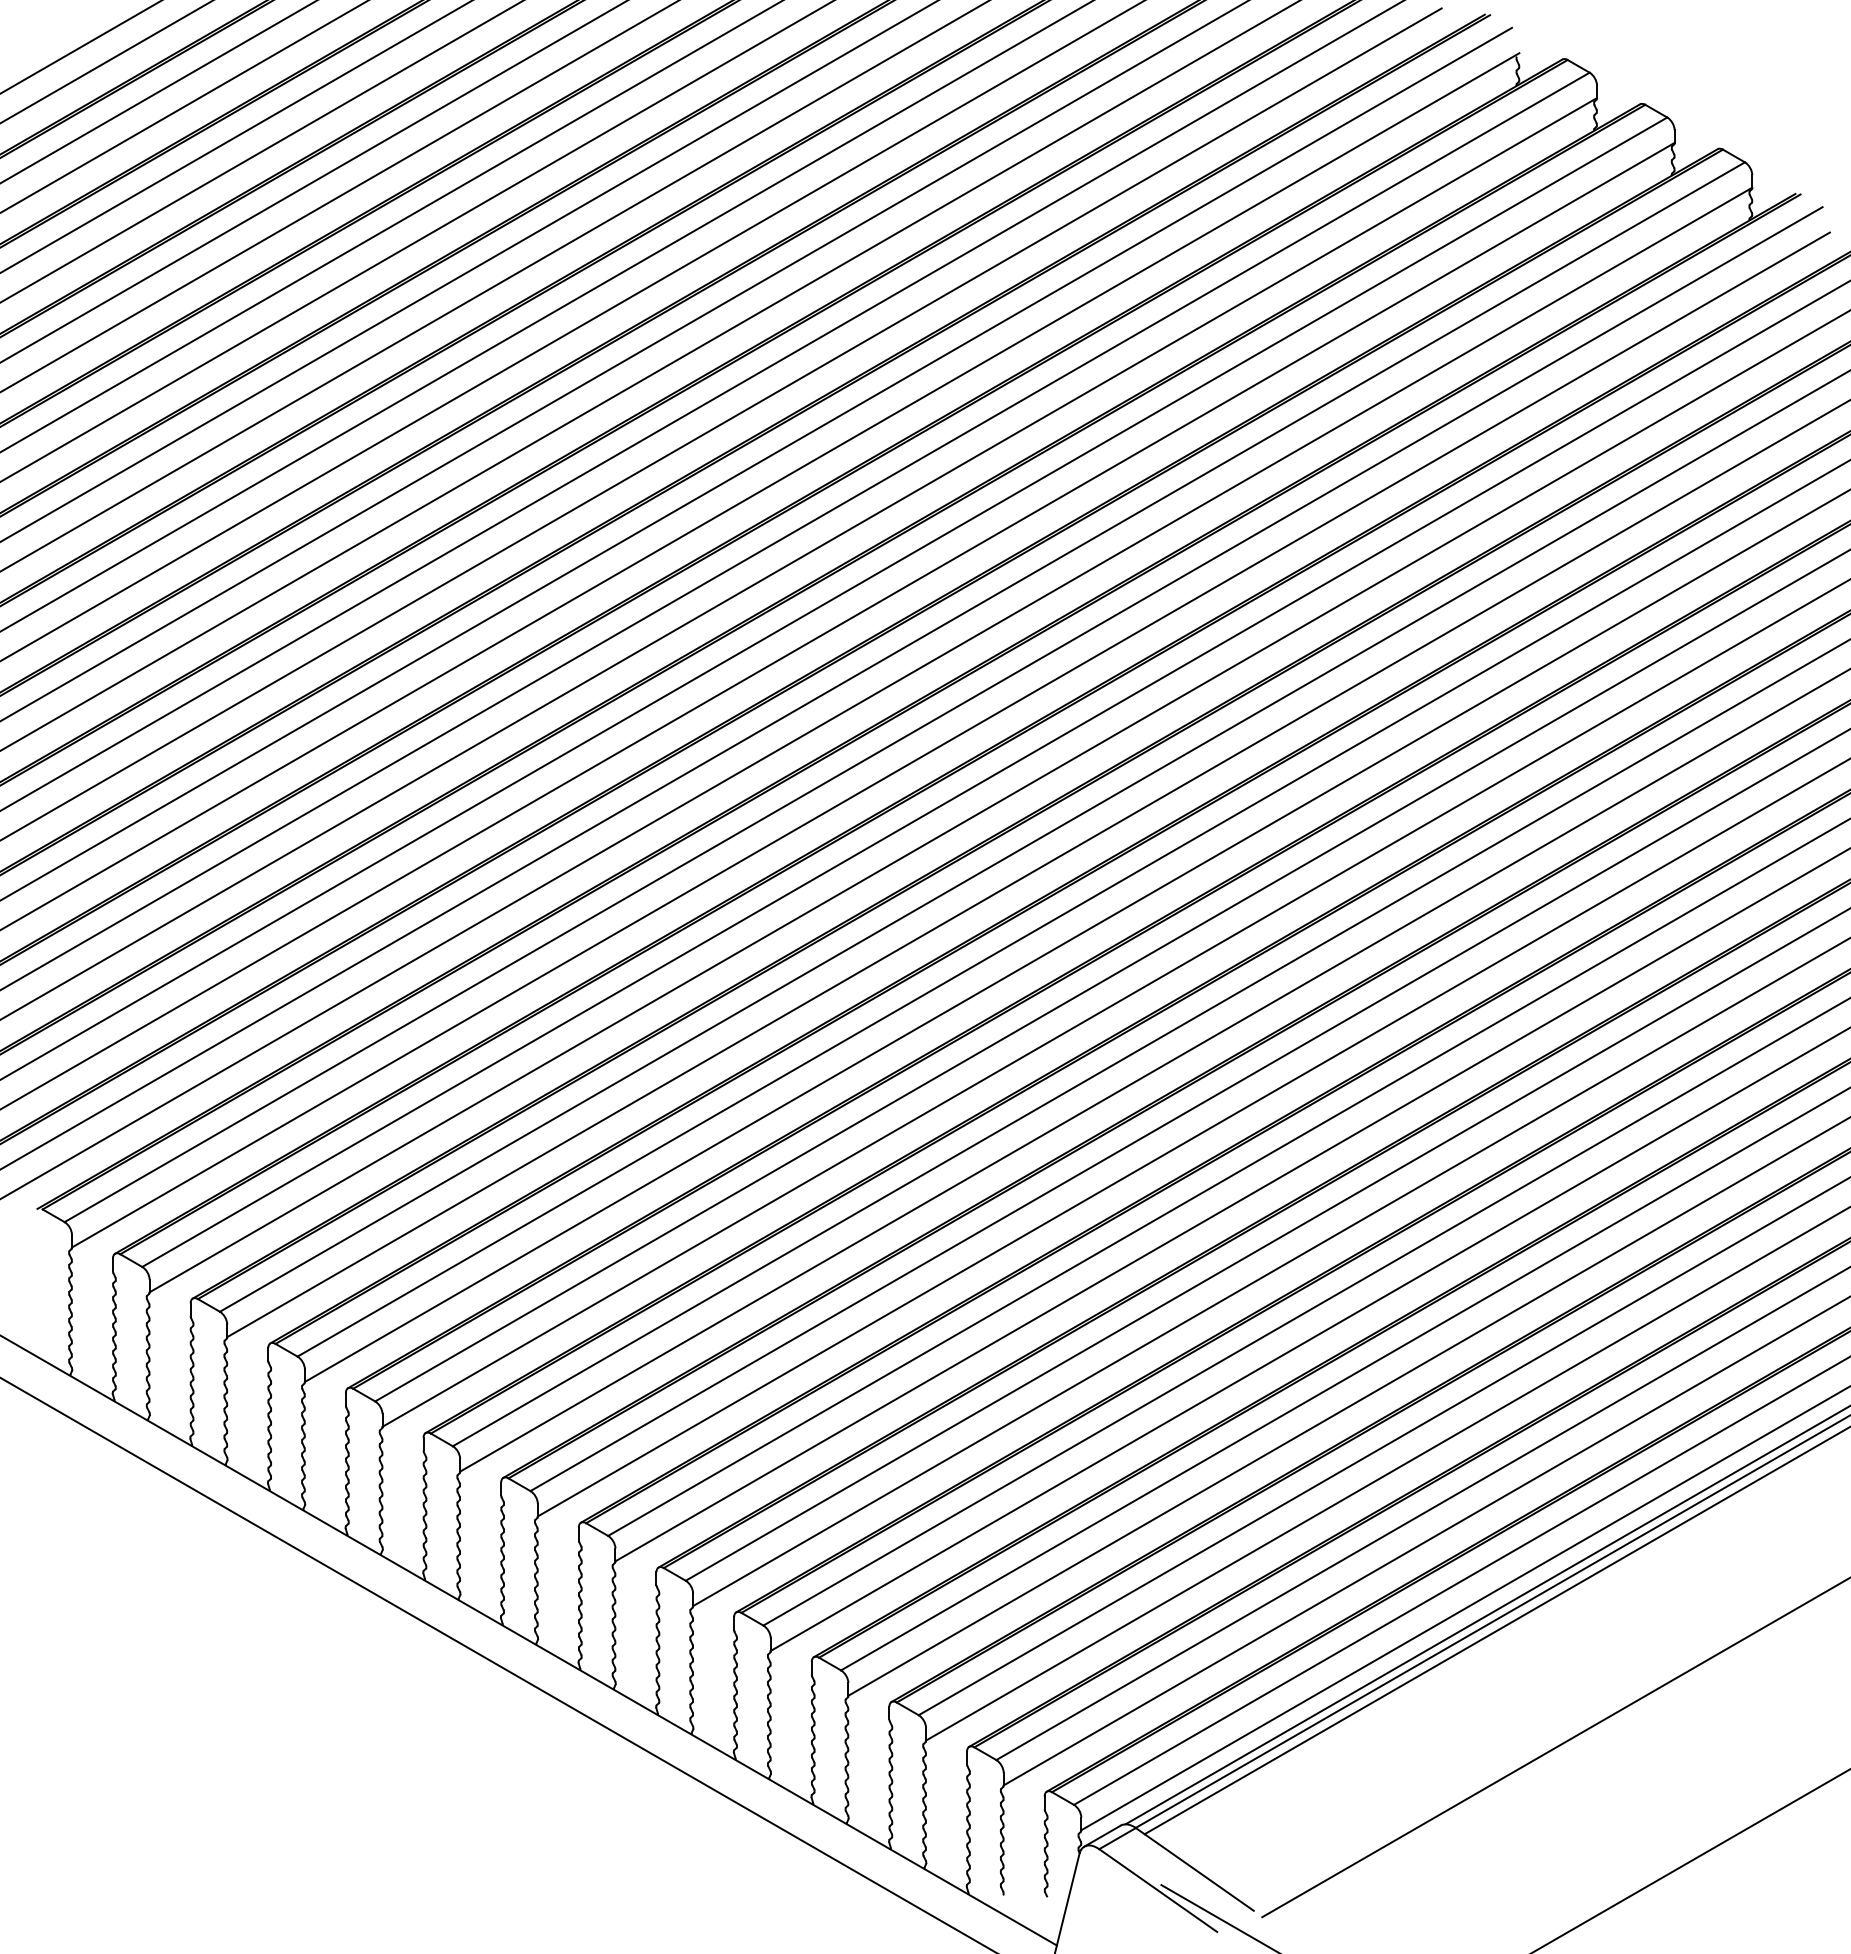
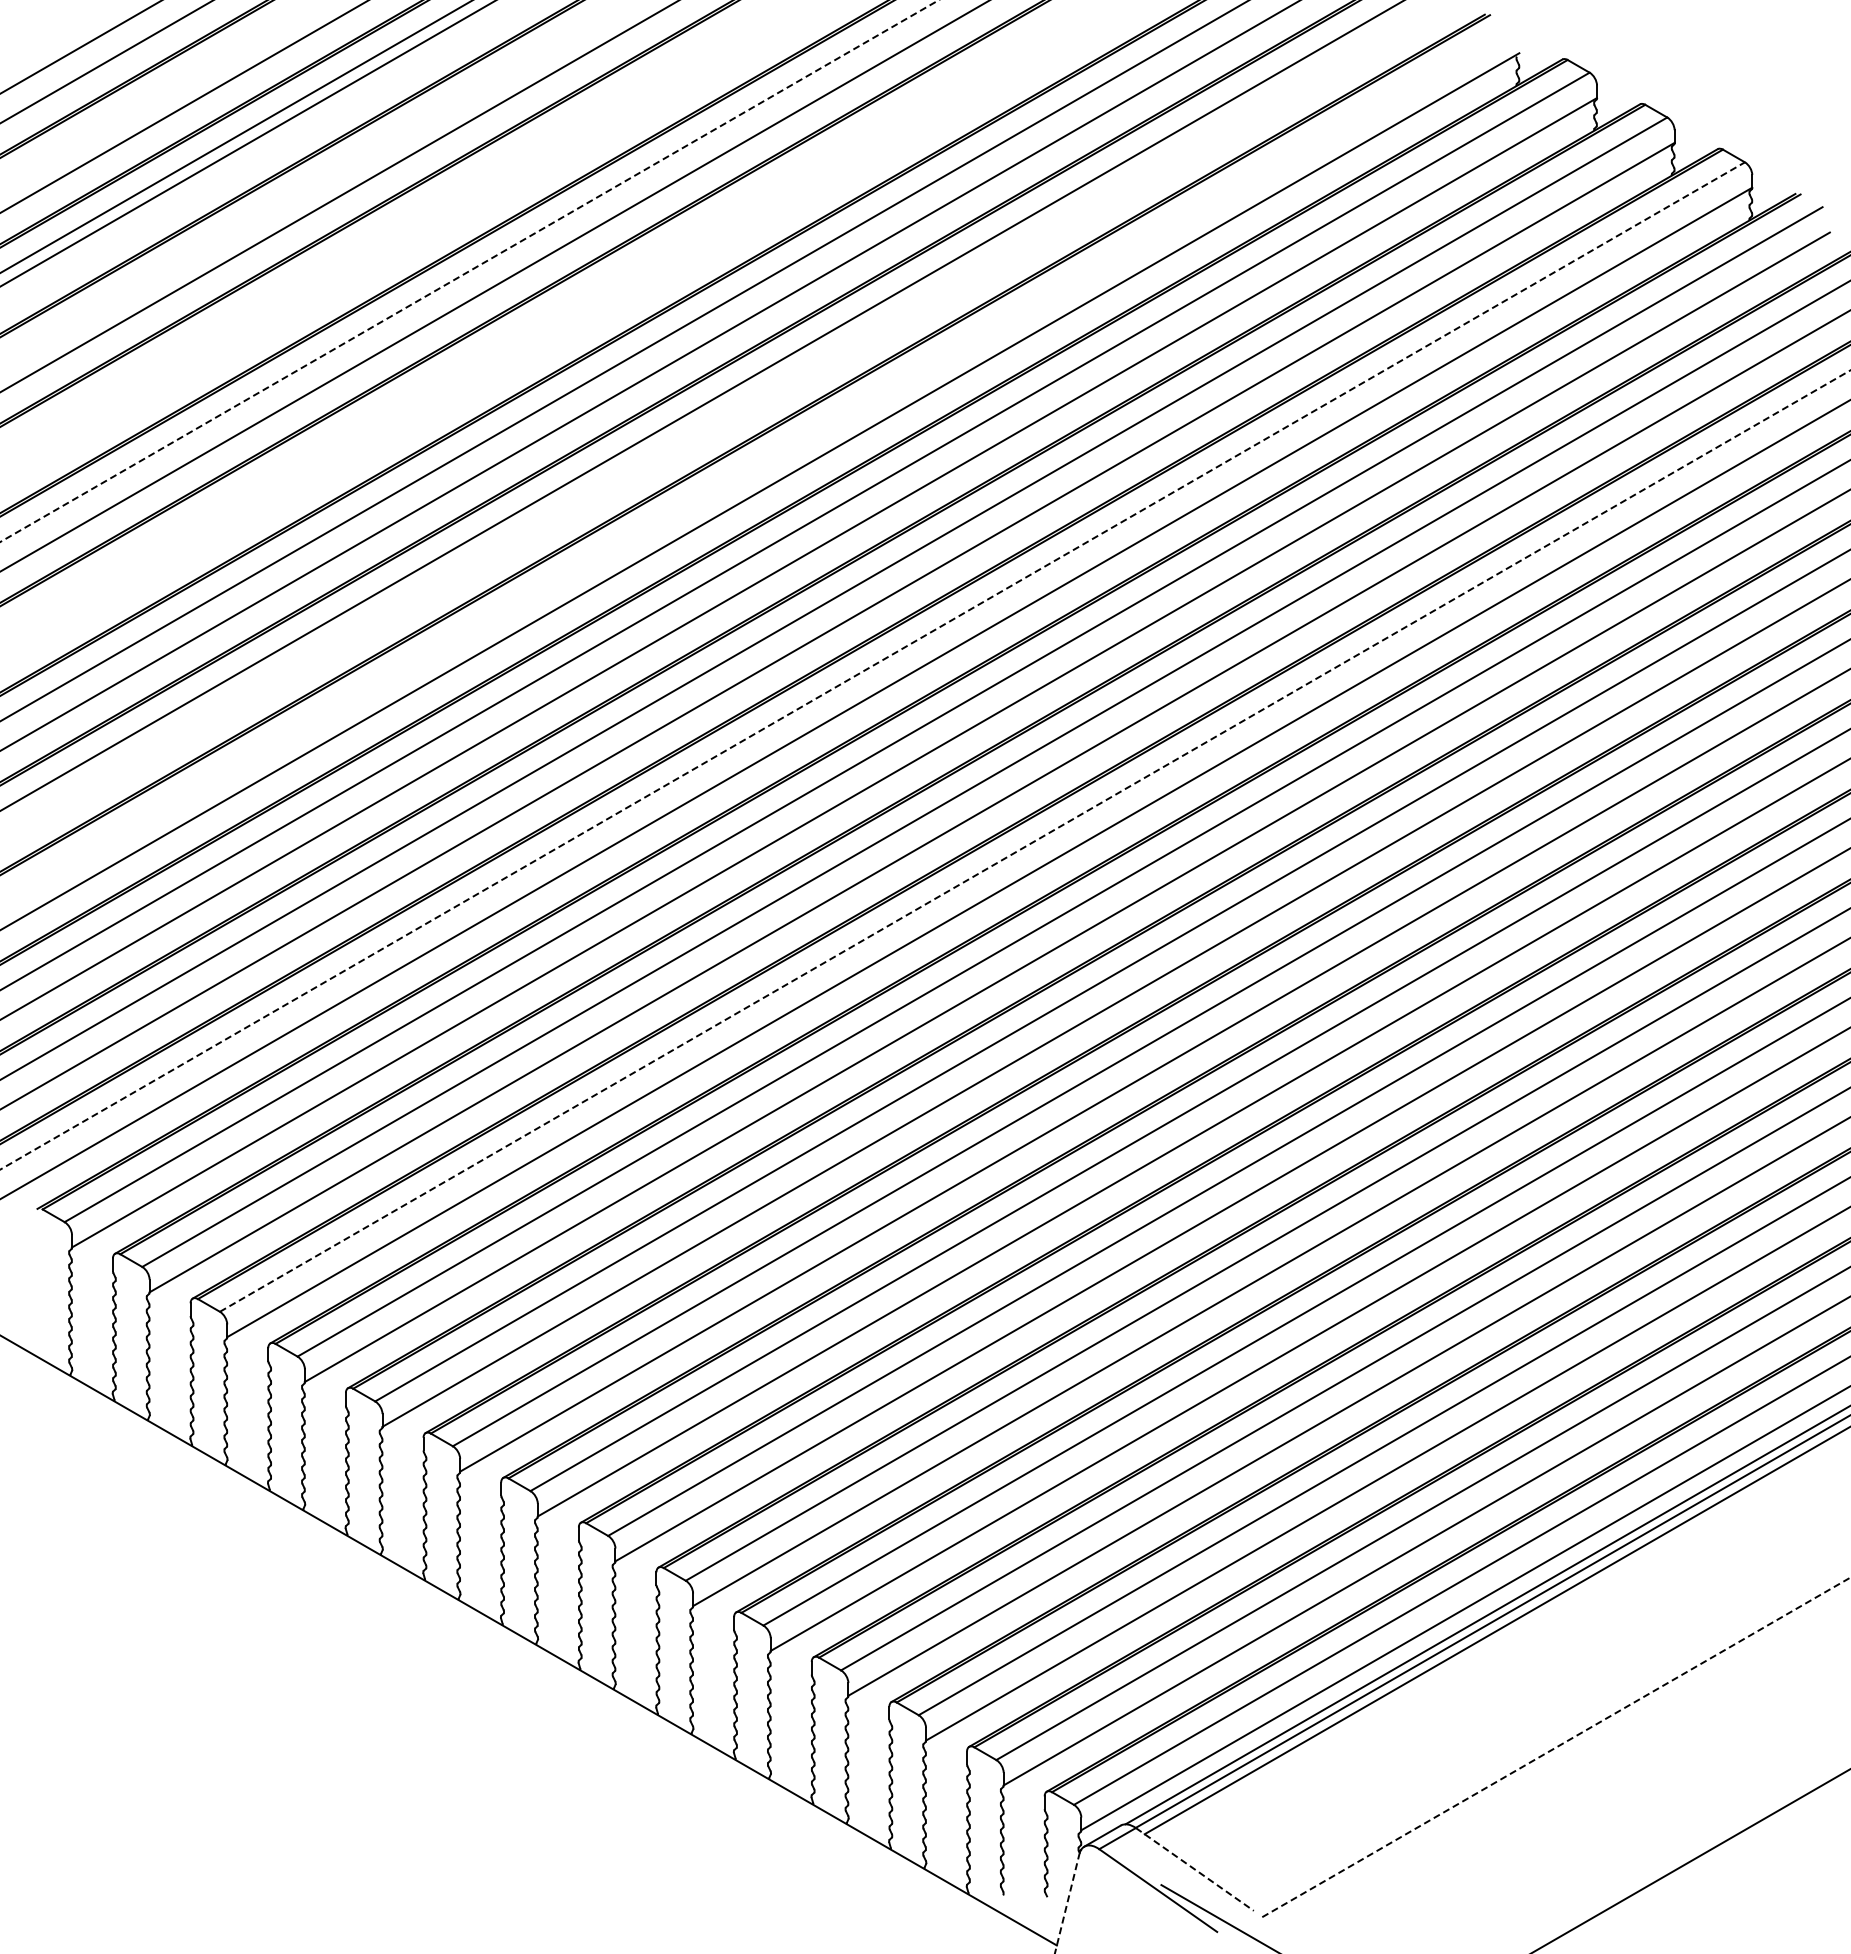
line: present -> none (157, 91)
line position: (261, 151) -> (247, 143) (247, 143)
line: present -> none (313, 181)
line: present -> none (390, 226)
line: present -> none (416, 241)
line: solid -> dashed (469, 271)
line: present -> none (546, 316)
line: present -> none (571, 331)
line: present -> none (721, 423)
line: present -> none (757, 463)
line: solid -> dashed (872, 665)
line: solid -> dashed (1035, 840)
line: present -> none (497, 1664)
line: solid -> dashed (1556, 1747)
line: solid -> dashed (1195, 1869)
line: solid -> dashed (1067, 1903)
